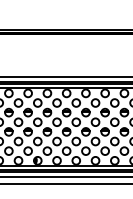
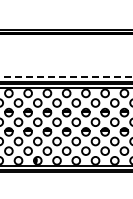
line: solid -> dashed (66, 77)
line: present -> none (65, 176)
line: present -> none (65, 183)
